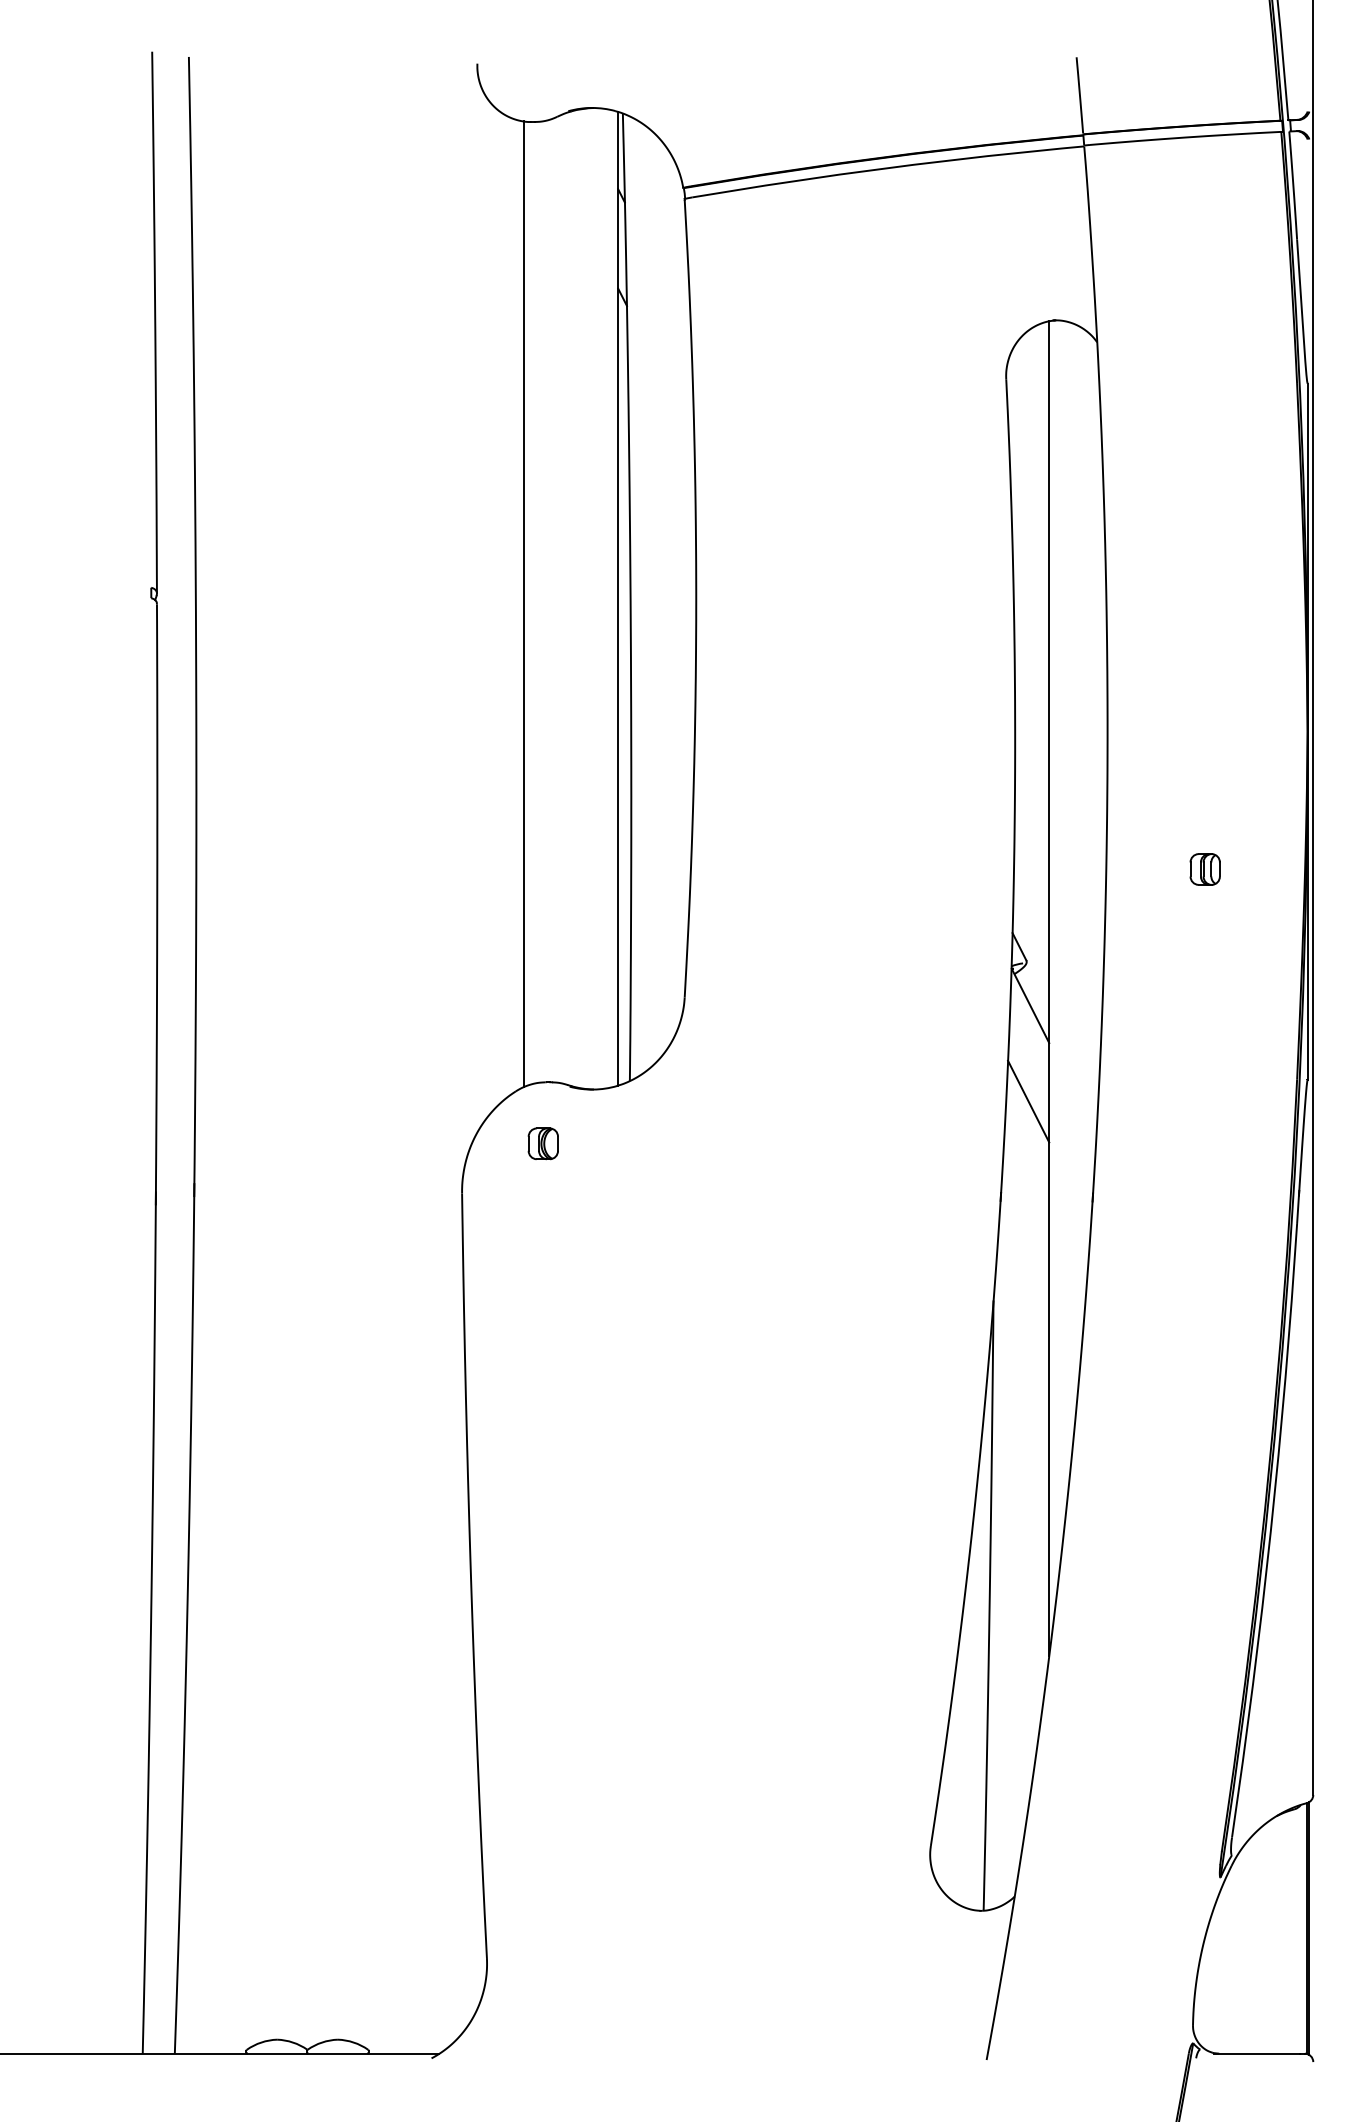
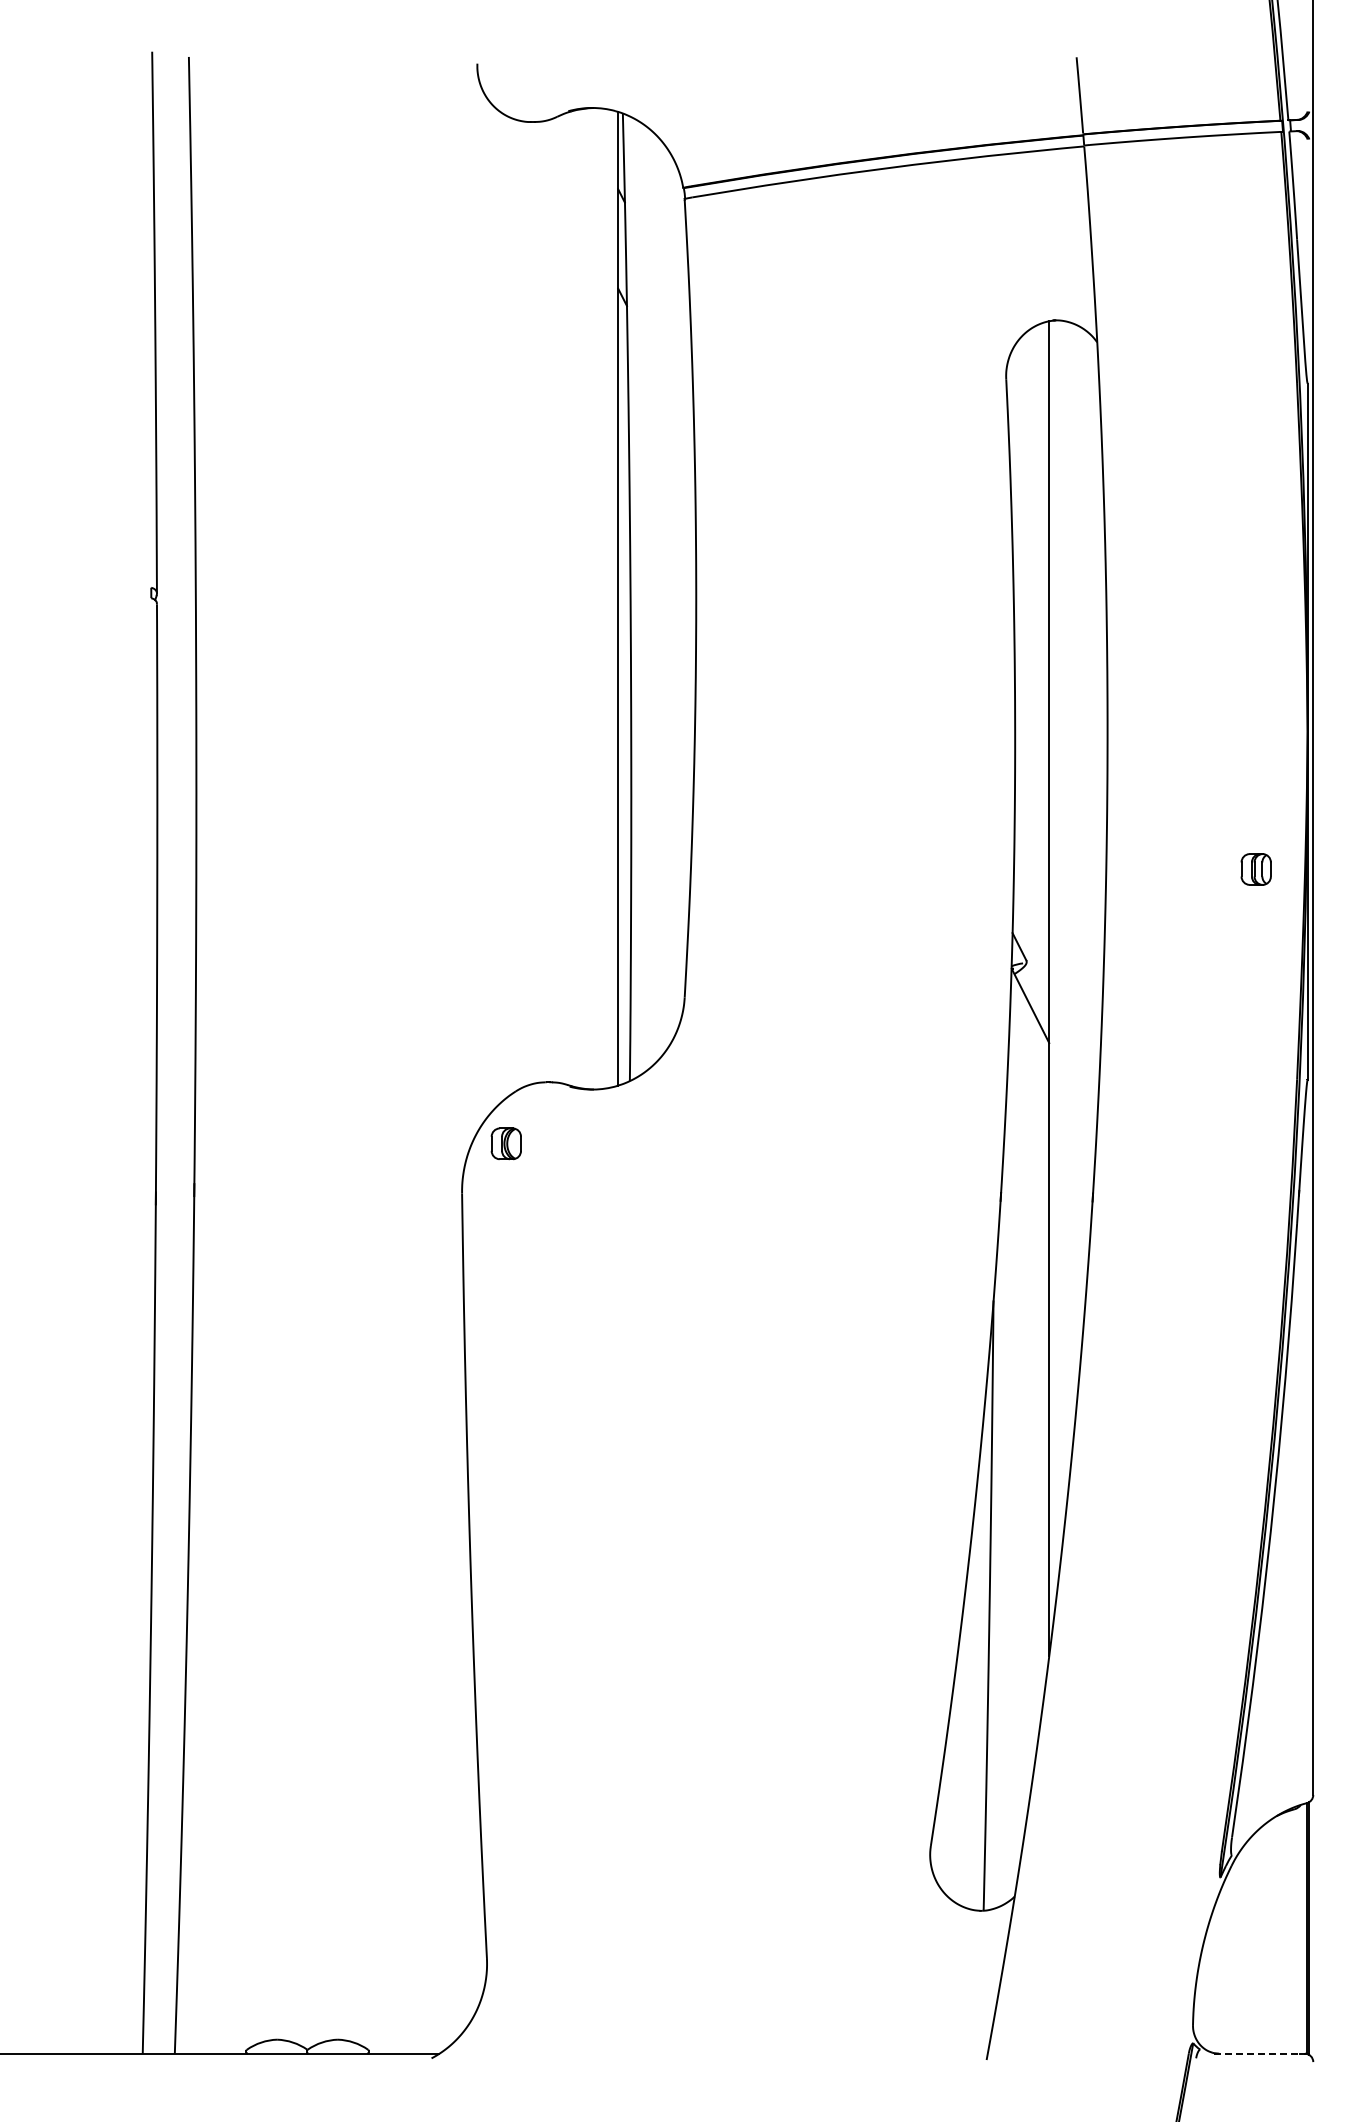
line: present -> none (523, 604)
part position: (1204, 869) -> (1255, 869) (1255, 869)
line: present -> none (1028, 1101)
part position: (542, 1143) -> (505, 1143) (505, 1143)
line: solid -> dashed (1256, 2053)
